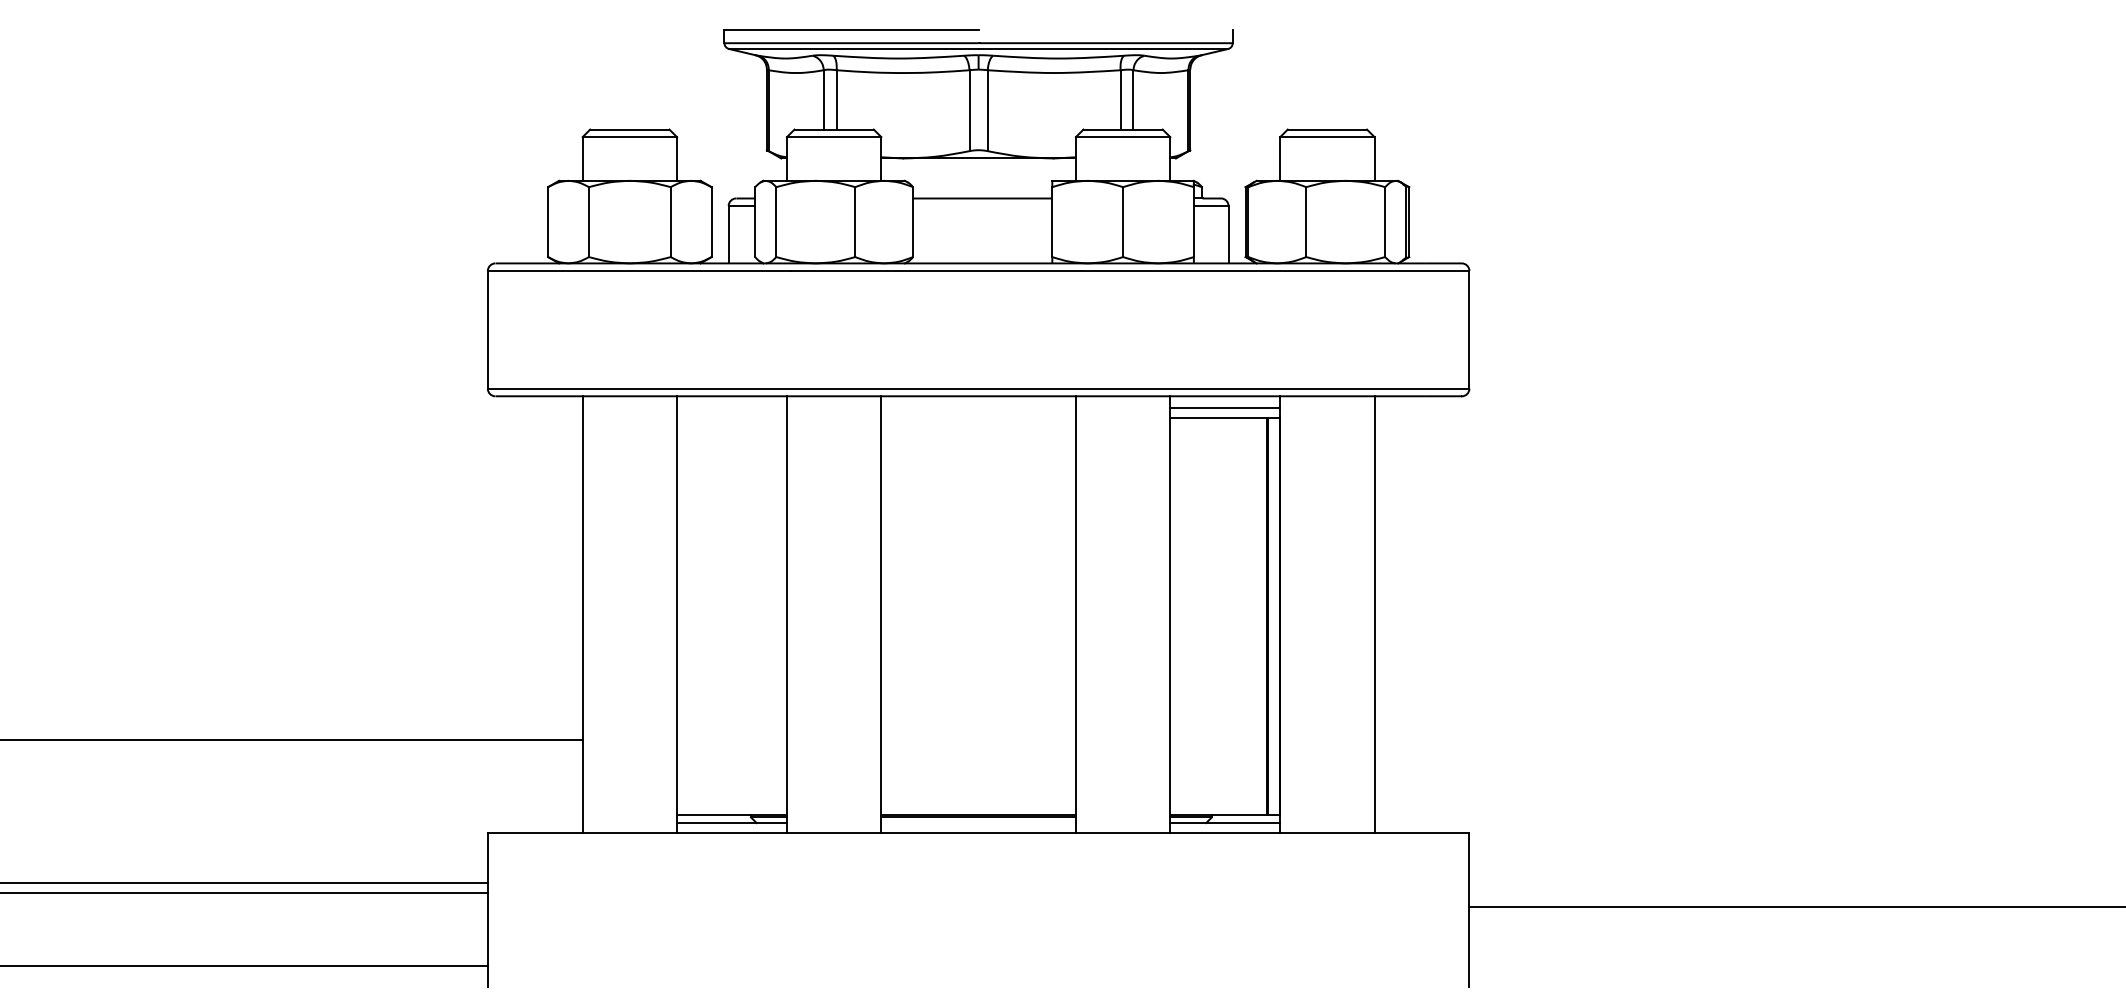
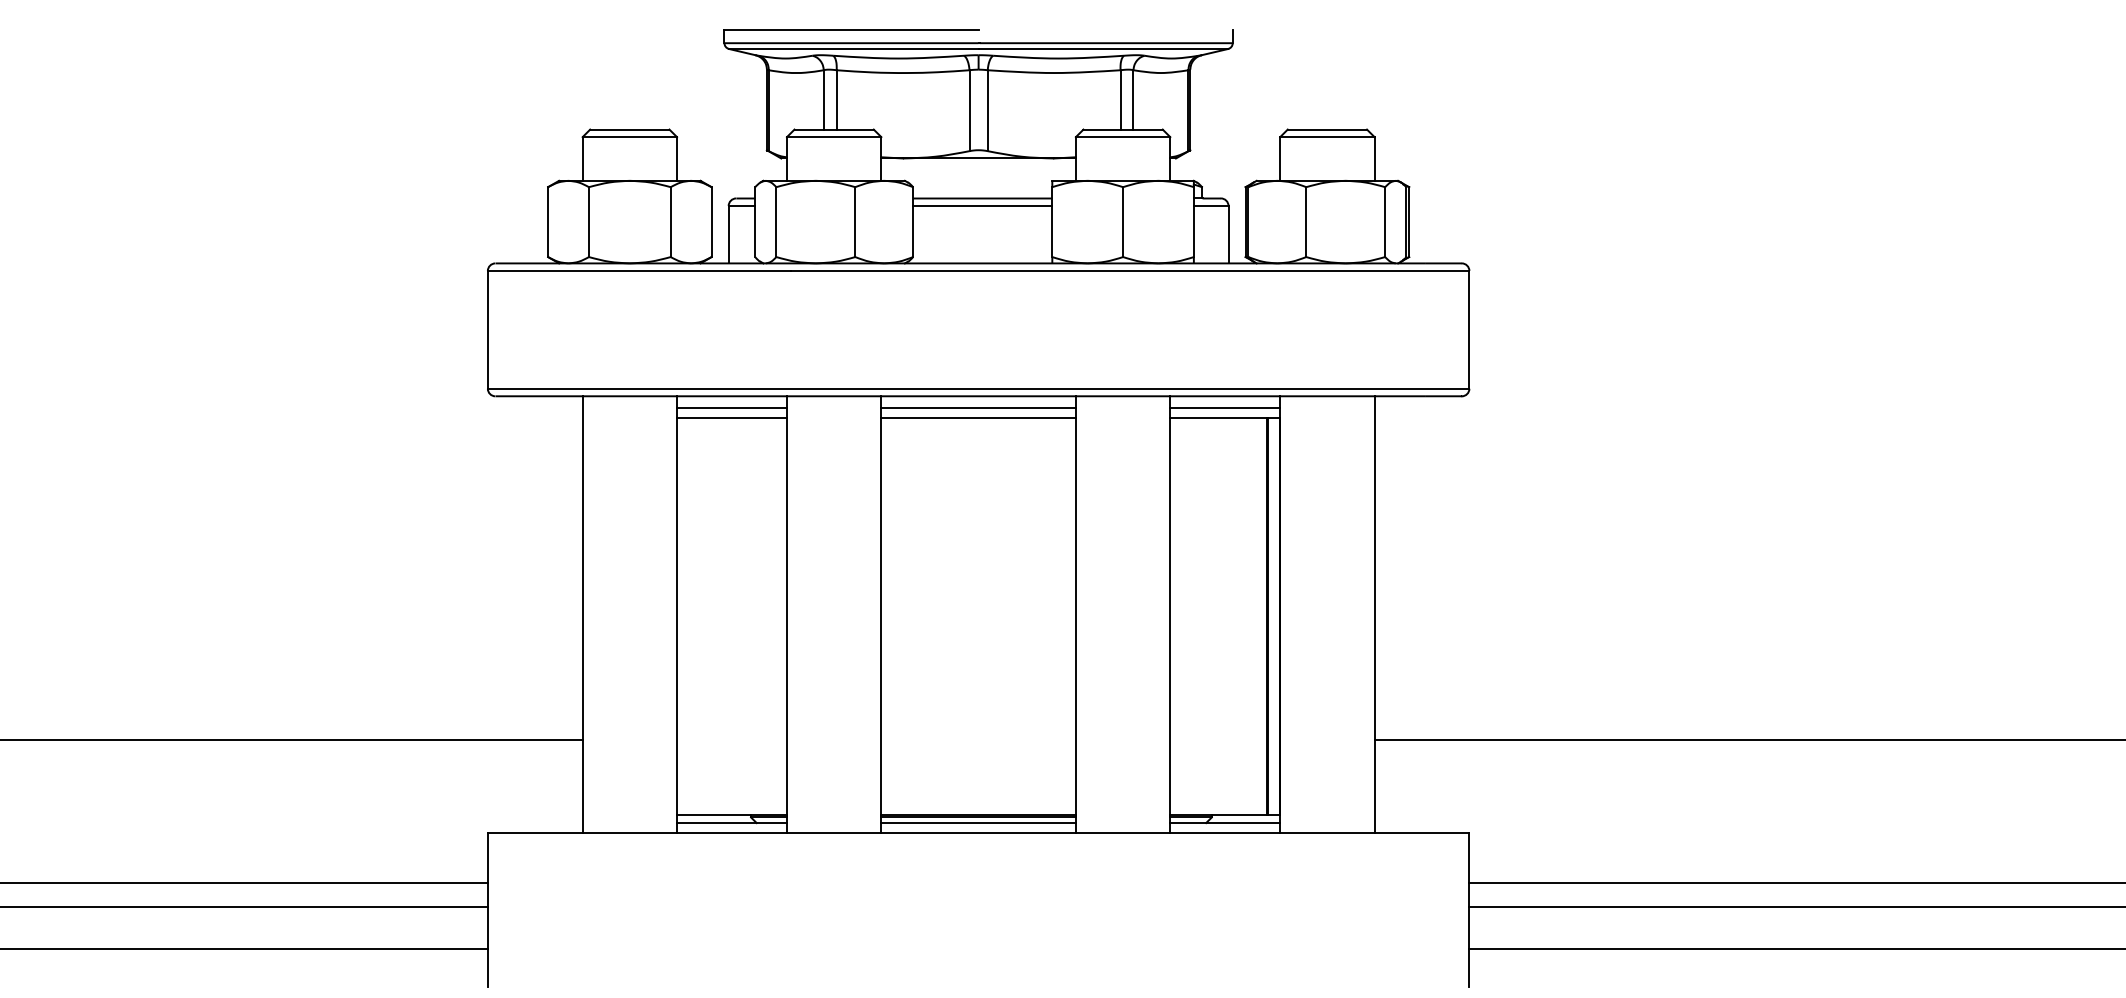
line: none -> present (982, 206)
line: none -> present (731, 408)
line: none -> present (978, 408)
line: none -> present (731, 417)
line: none -> present (978, 417)
line: none -> present (1748, 740)
line: none -> present (978, 823)
line: none -> present (1795, 883)
line position: (245, 892) -> (245, 906) (245, 906)
line: none -> present (1795, 948)
line position: (245, 965) -> (245, 948) (245, 948)
